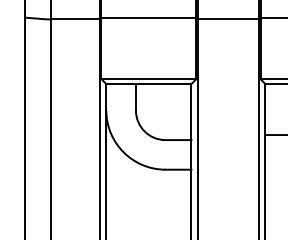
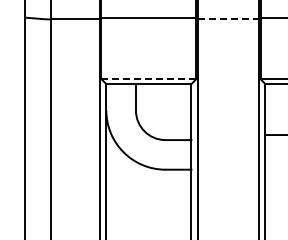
line: solid -> dashed (228, 19)
line: solid -> dashed (149, 79)
